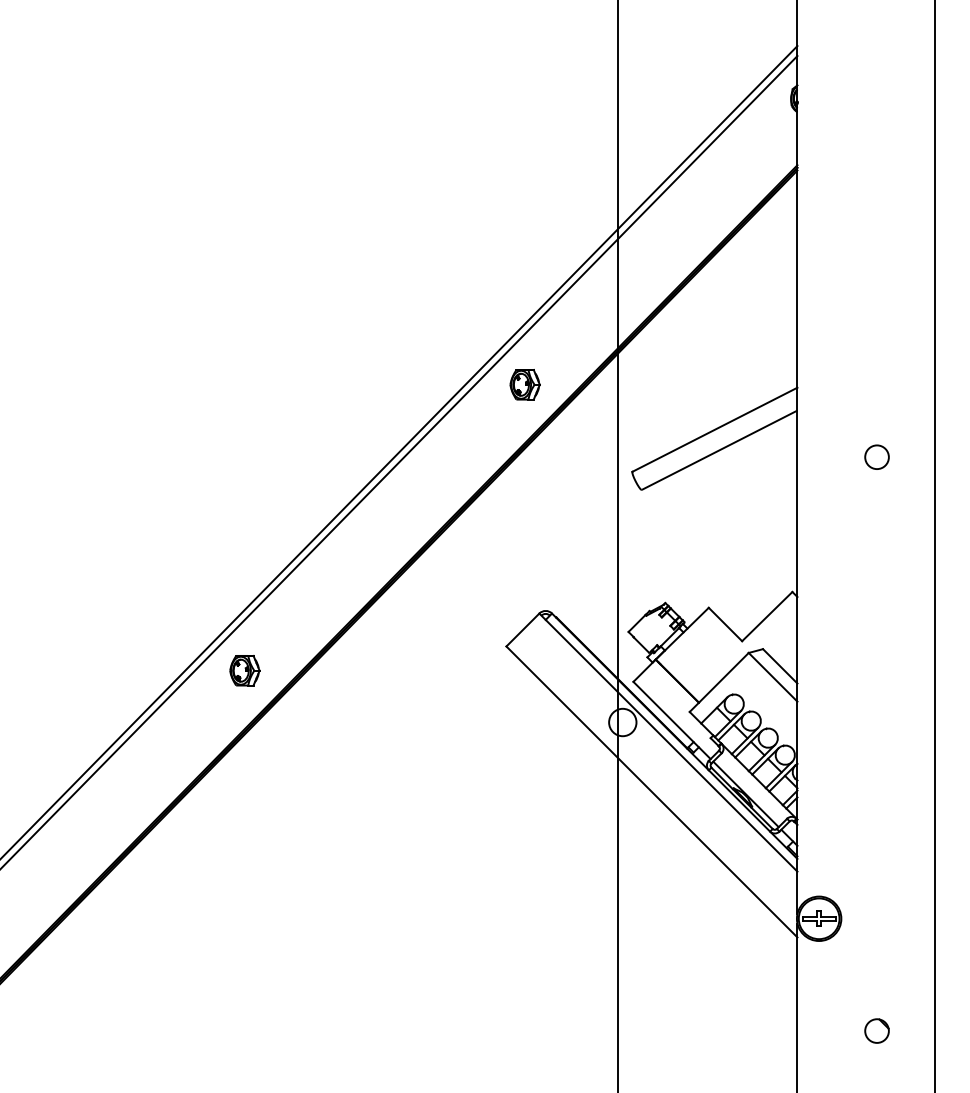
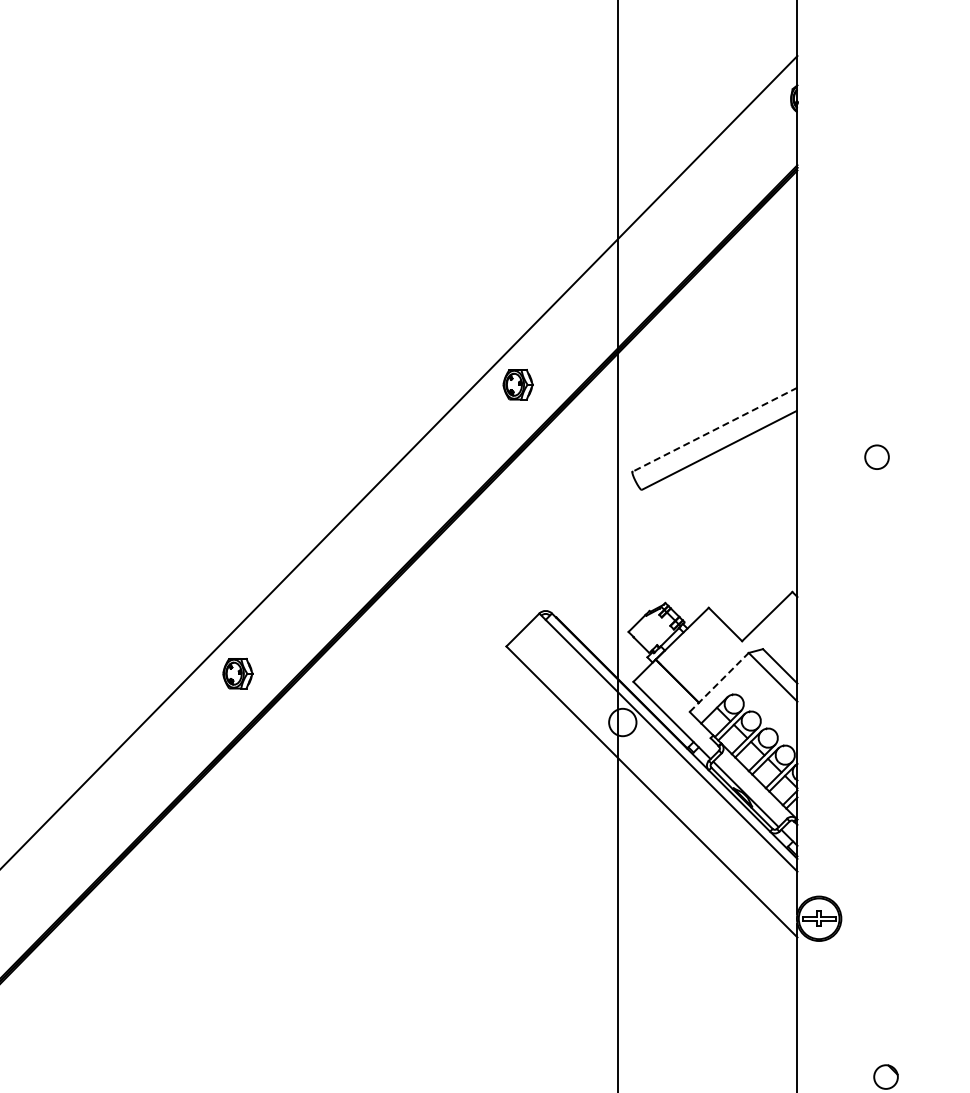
part position: (524, 384) -> (517, 384) (517, 384)
line: solid -> dashed (714, 429)
line: present -> none (399, 451)
line: present -> none (934, 545)
part position: (244, 670) -> (237, 673) (237, 673)
line: solid -> dashed (719, 682)
circle position: (876, 1030) -> (885, 1076) (885, 1076)
